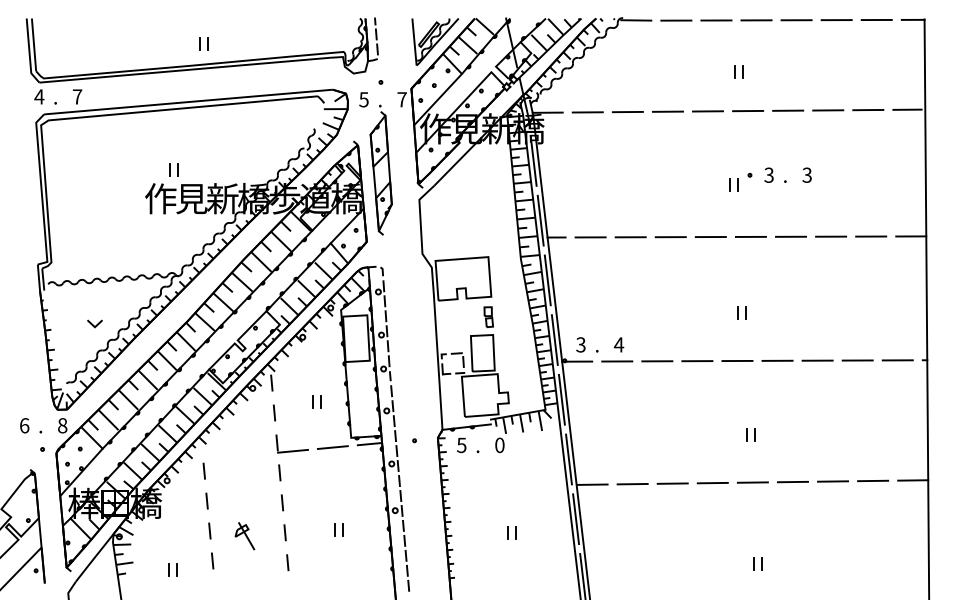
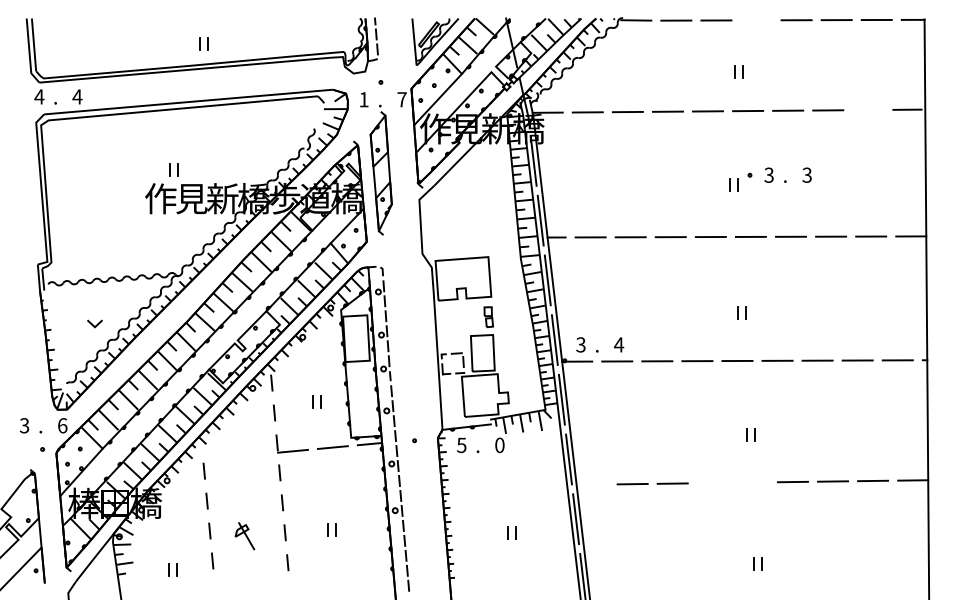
line: present -> none (756, 20)
text: 7 -> 4 (77, 96)
text: 5 -> 1 (363, 99)
line: present -> none (868, 110)
text: 6 -> 3 (24, 425)
text: 8 -> 6 (62, 425)
line: present -> none (712, 482)
line: present -> none (752, 482)
line: present -> none (592, 484)
part position: (338, 529) -> (331, 529) (331, 529)
